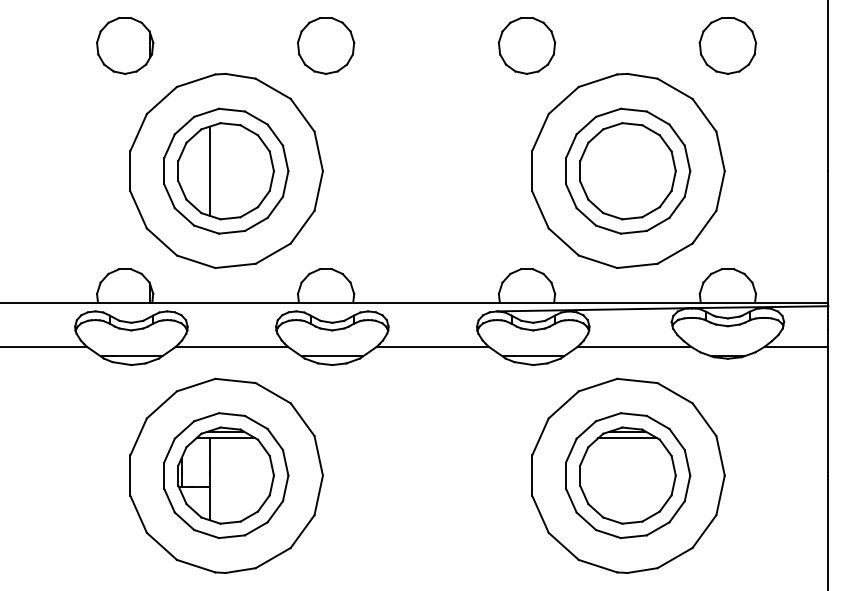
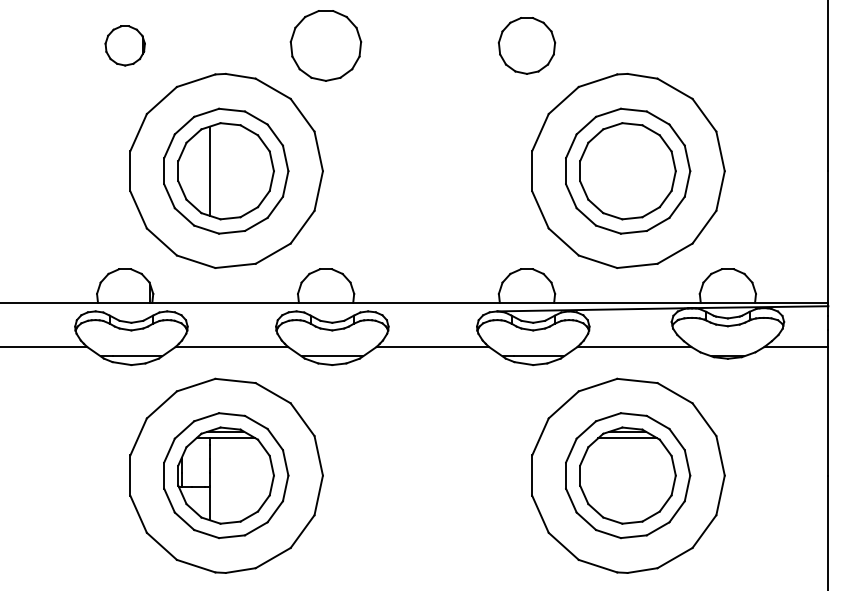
part size: 59x58 px -> 42x42 px (124, 45)
part size: 59x58 px -> 74x72 px (325, 45)
part: present -> none (727, 45)
